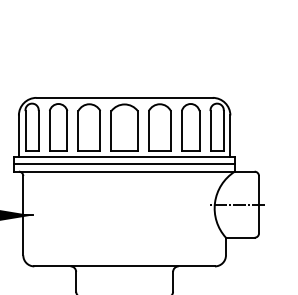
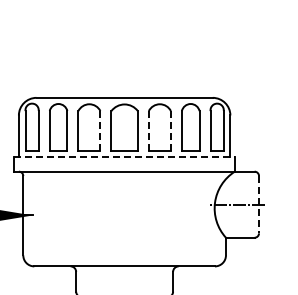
line: solid -> dashed (100, 130)
line: solid -> dashed (148, 130)
line: solid -> dashed (170, 130)
line: solid -> dashed (125, 157)
line: present -> none (124, 163)
line: solid -> dashed (259, 204)
